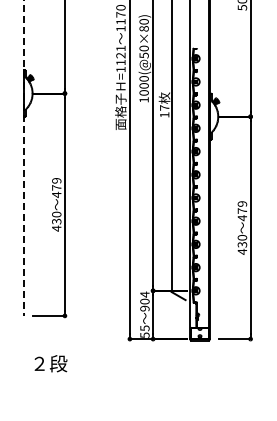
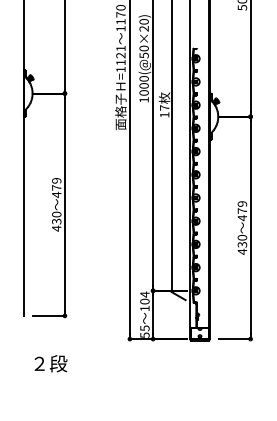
text: 1000(@50×80) -> 1000(@50×20) (143, 28)
line: dashed -> solid (24, 158)
text: 904 -> 104 (144, 308)
